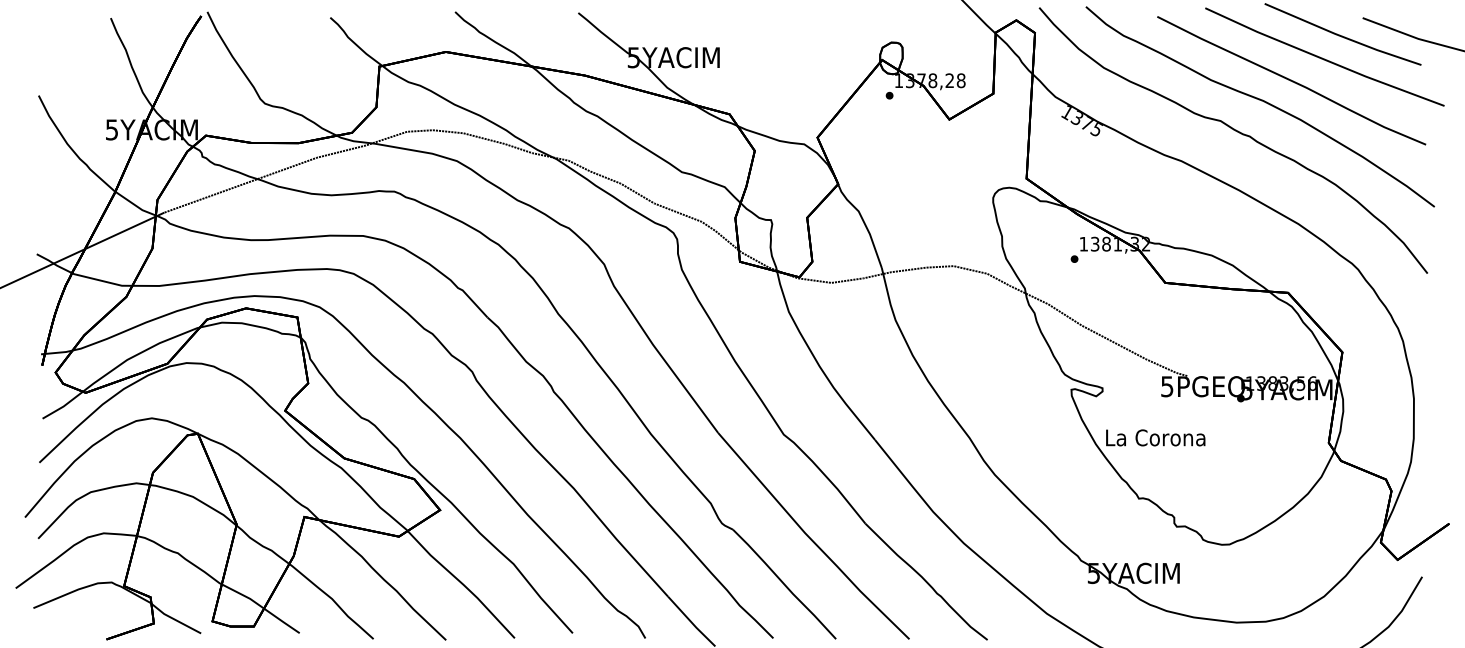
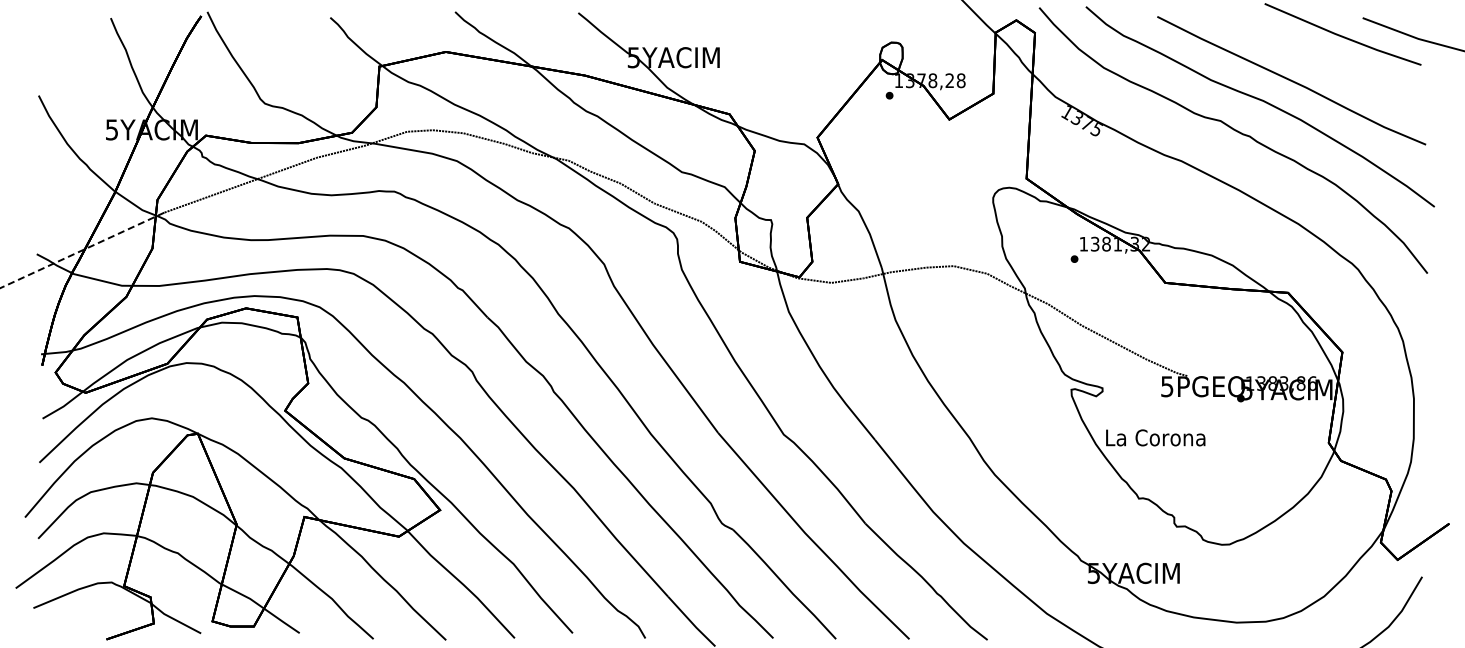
line: present -> none (1324, 58)
line: solid -> dashed (81, 250)
text: 1383,56 -> 1383,86 (1300, 383)
